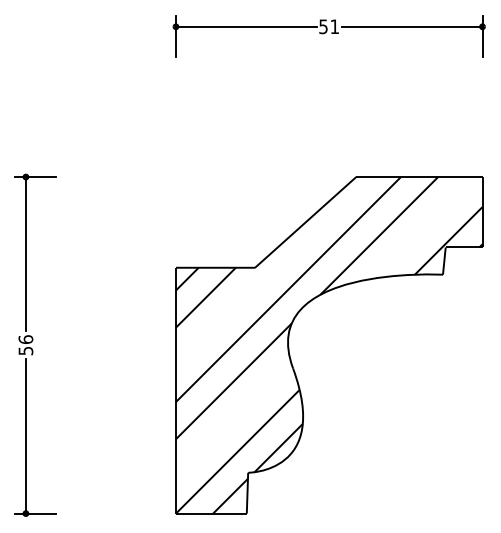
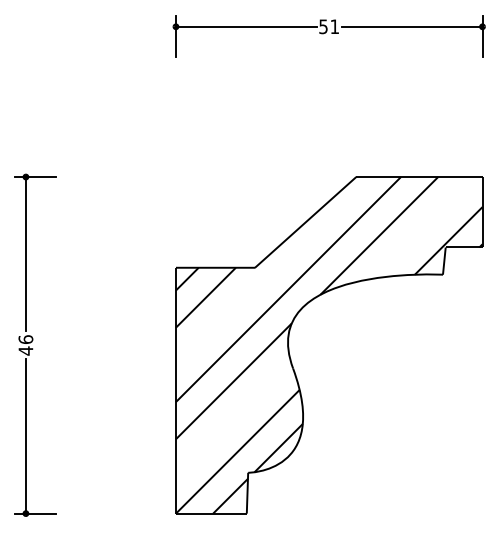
text: 56 -> 46 (25, 350)
